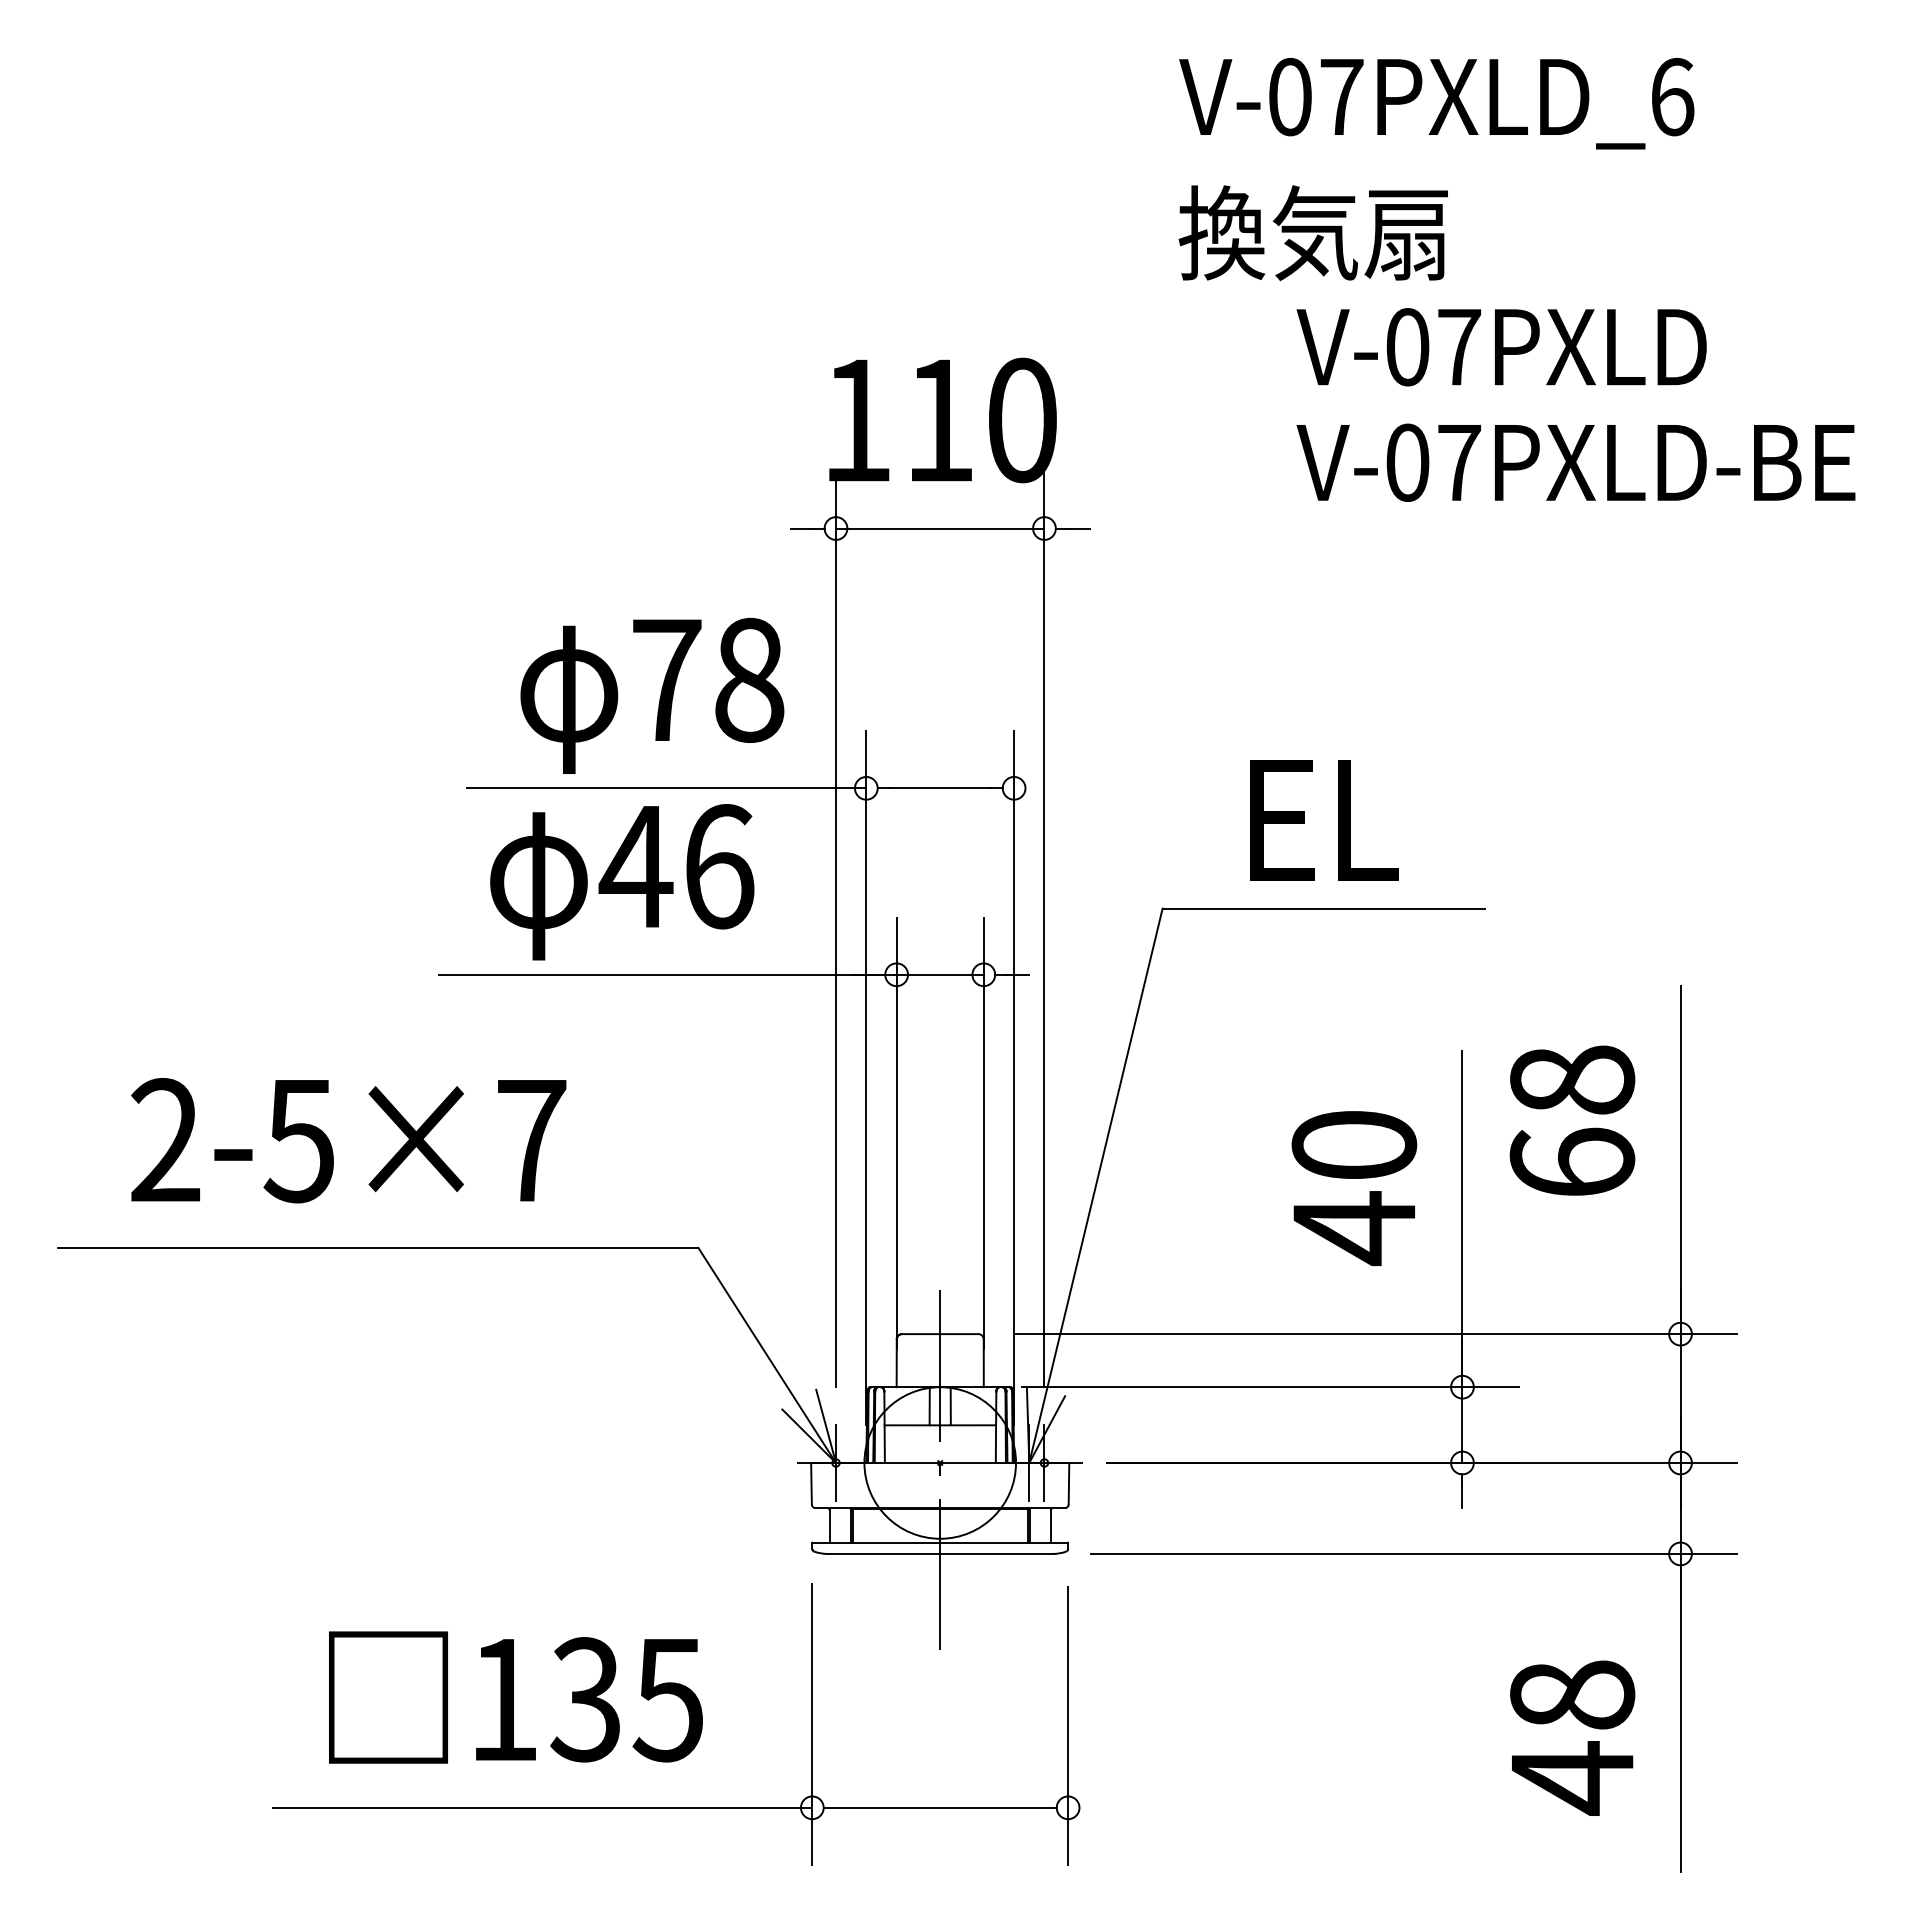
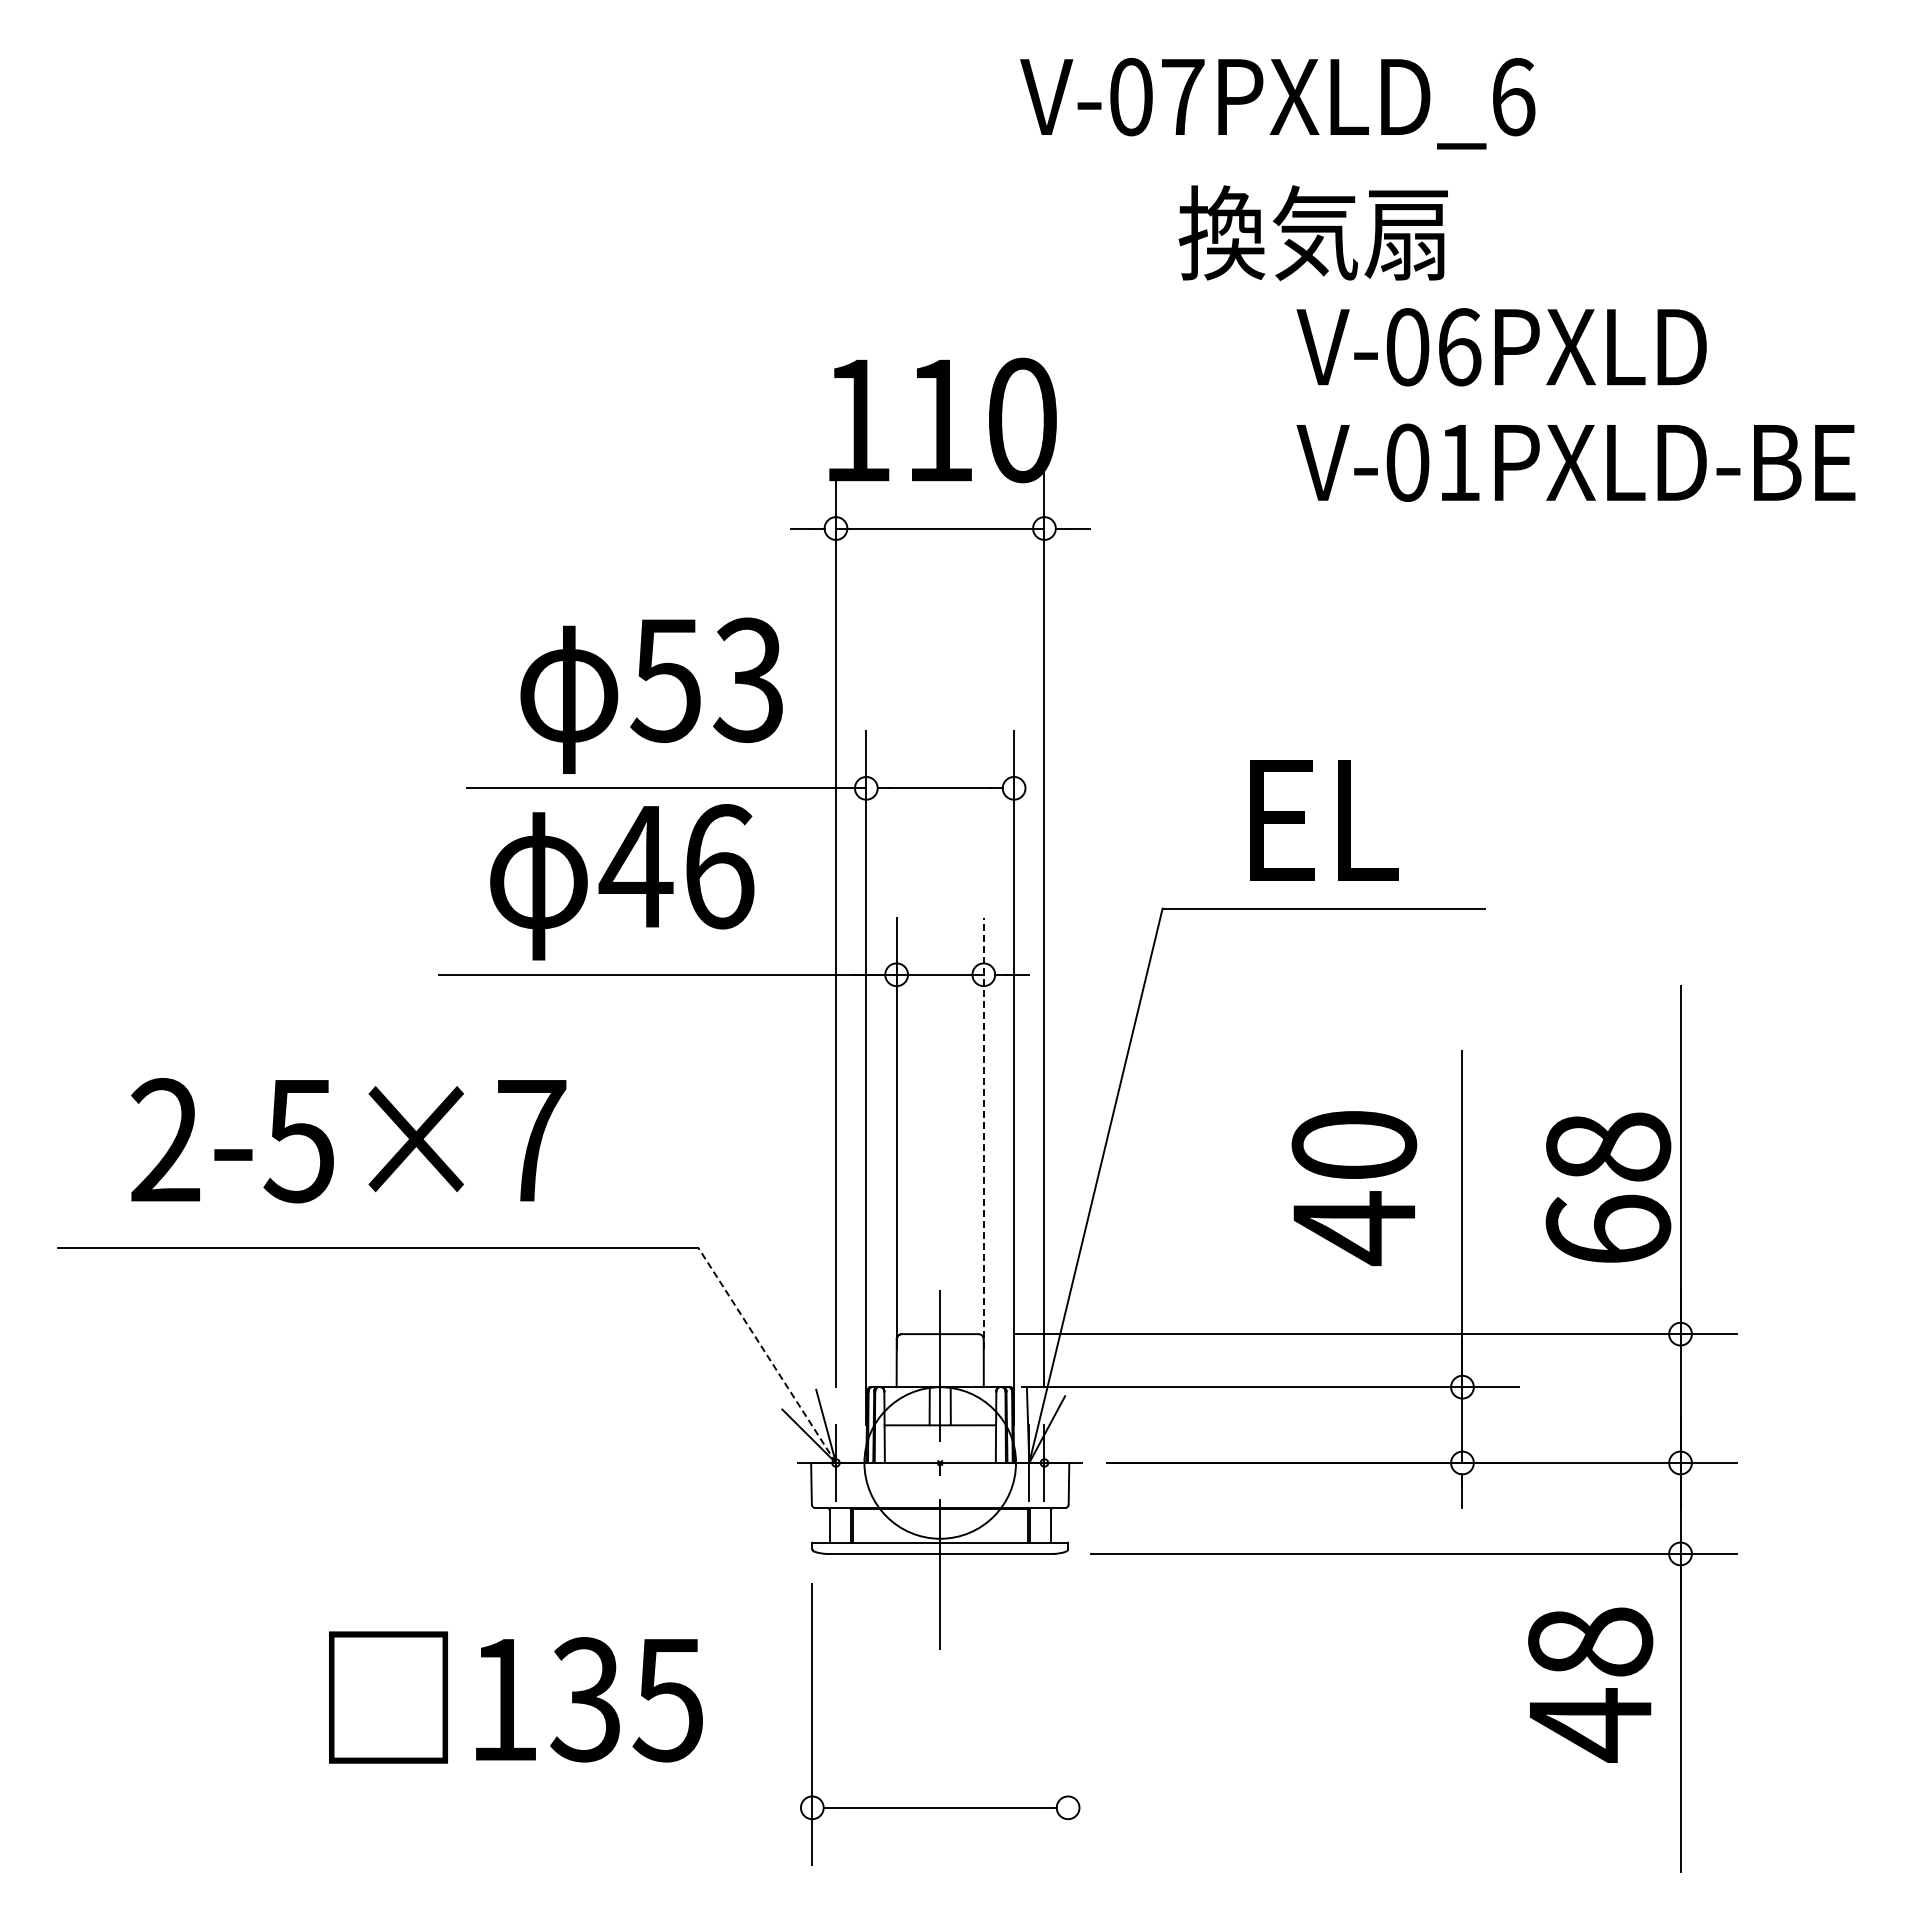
text position: (1436, 103) -> (1277, 103) (1277, 103)
text: V-07PXLD -> V-06PXLD (1459, 347)
text: V-07PXLD-BE -> V-01PXLD-BE (1459, 462)
text: 78 -> 53 (707, 679)
text position: (1572, 1120) -> (1608, 1187) (1608, 1187)
line: solid -> dashed (983, 1133)
line: solid -> dashed (767, 1355)
line: present -> none (1068, 1725)
text position: (1572, 1737) -> (1590, 1684) (1590, 1684)
line: present -> none (542, 1807)
